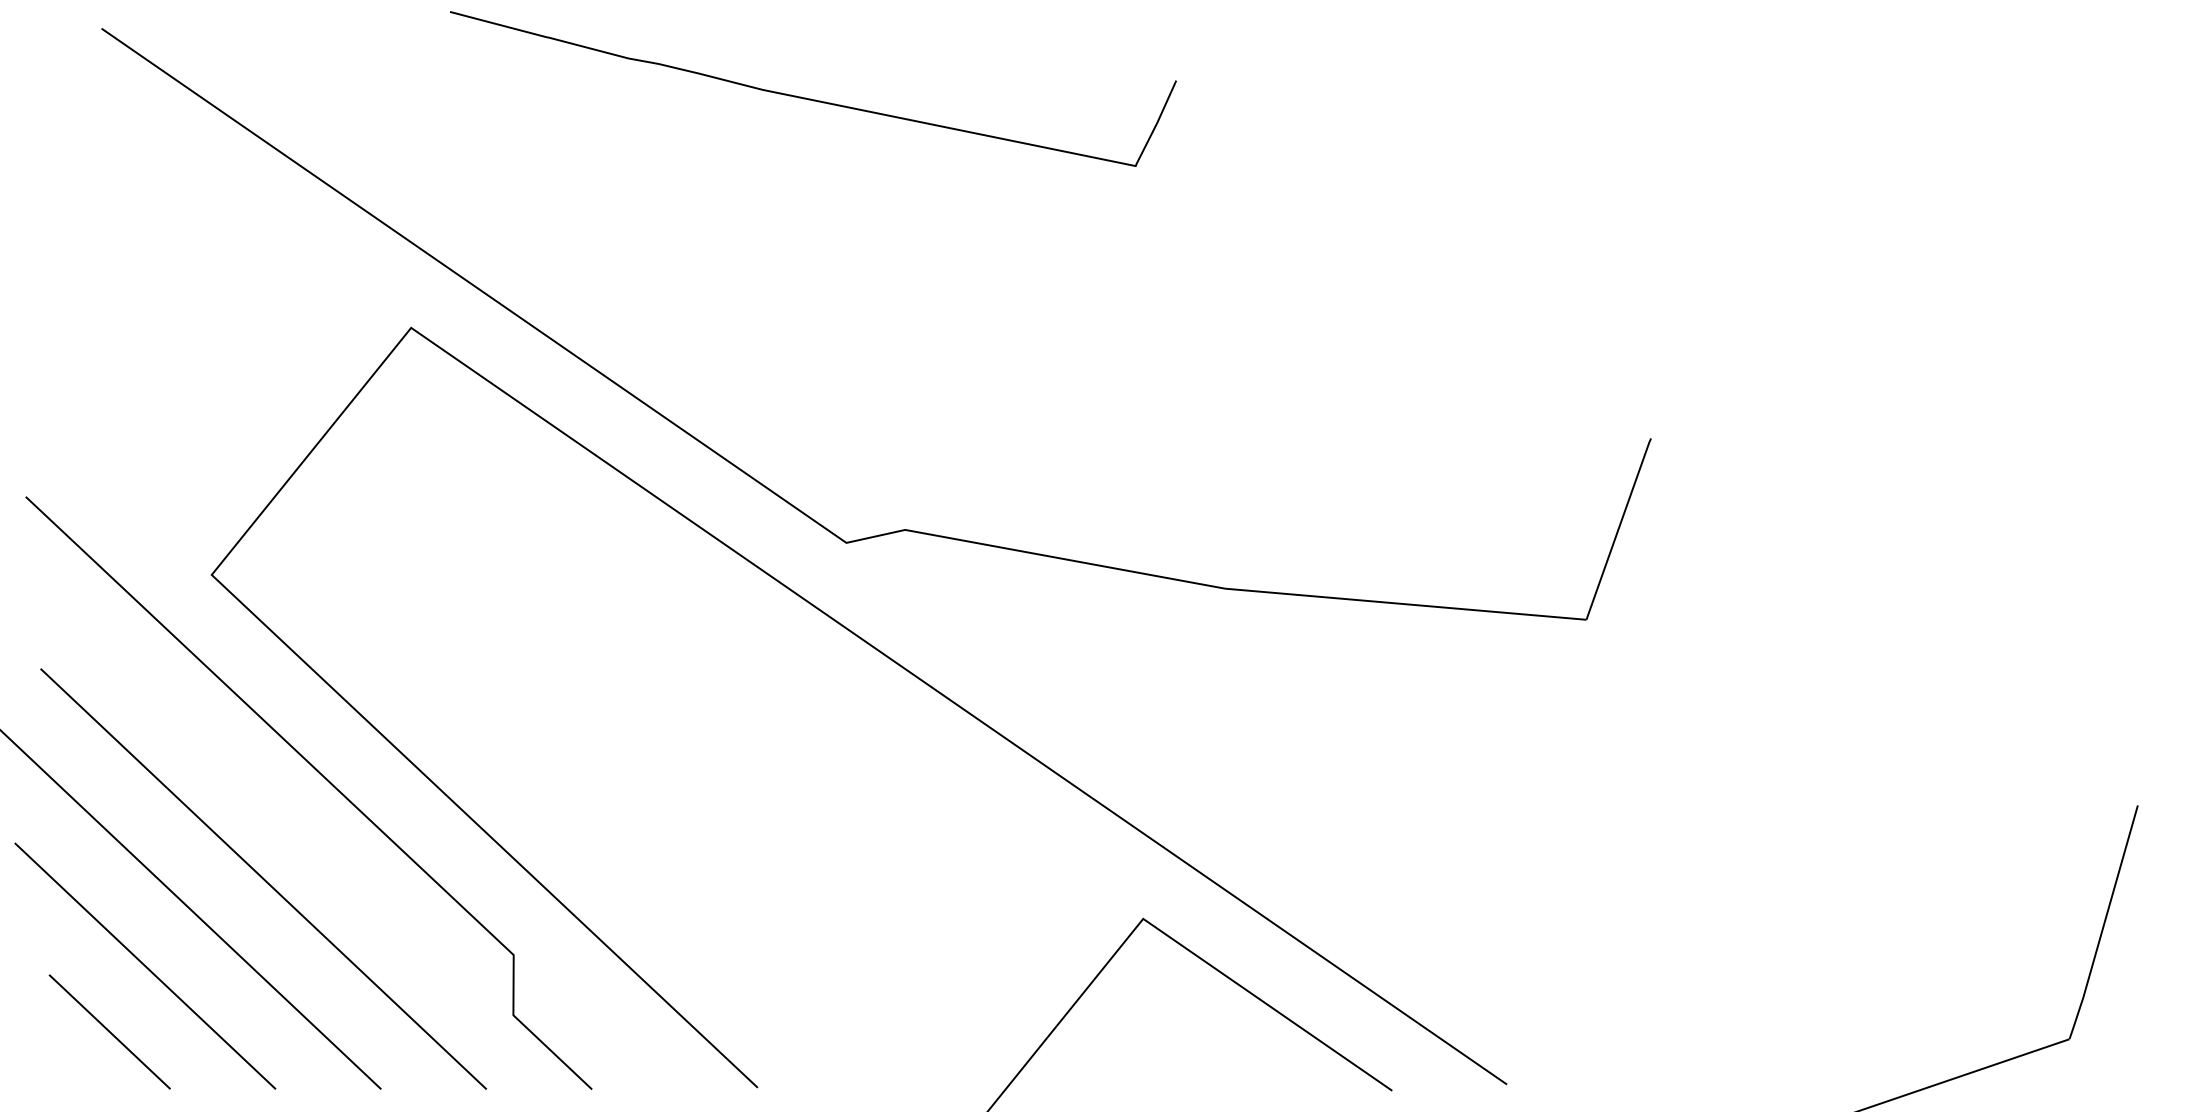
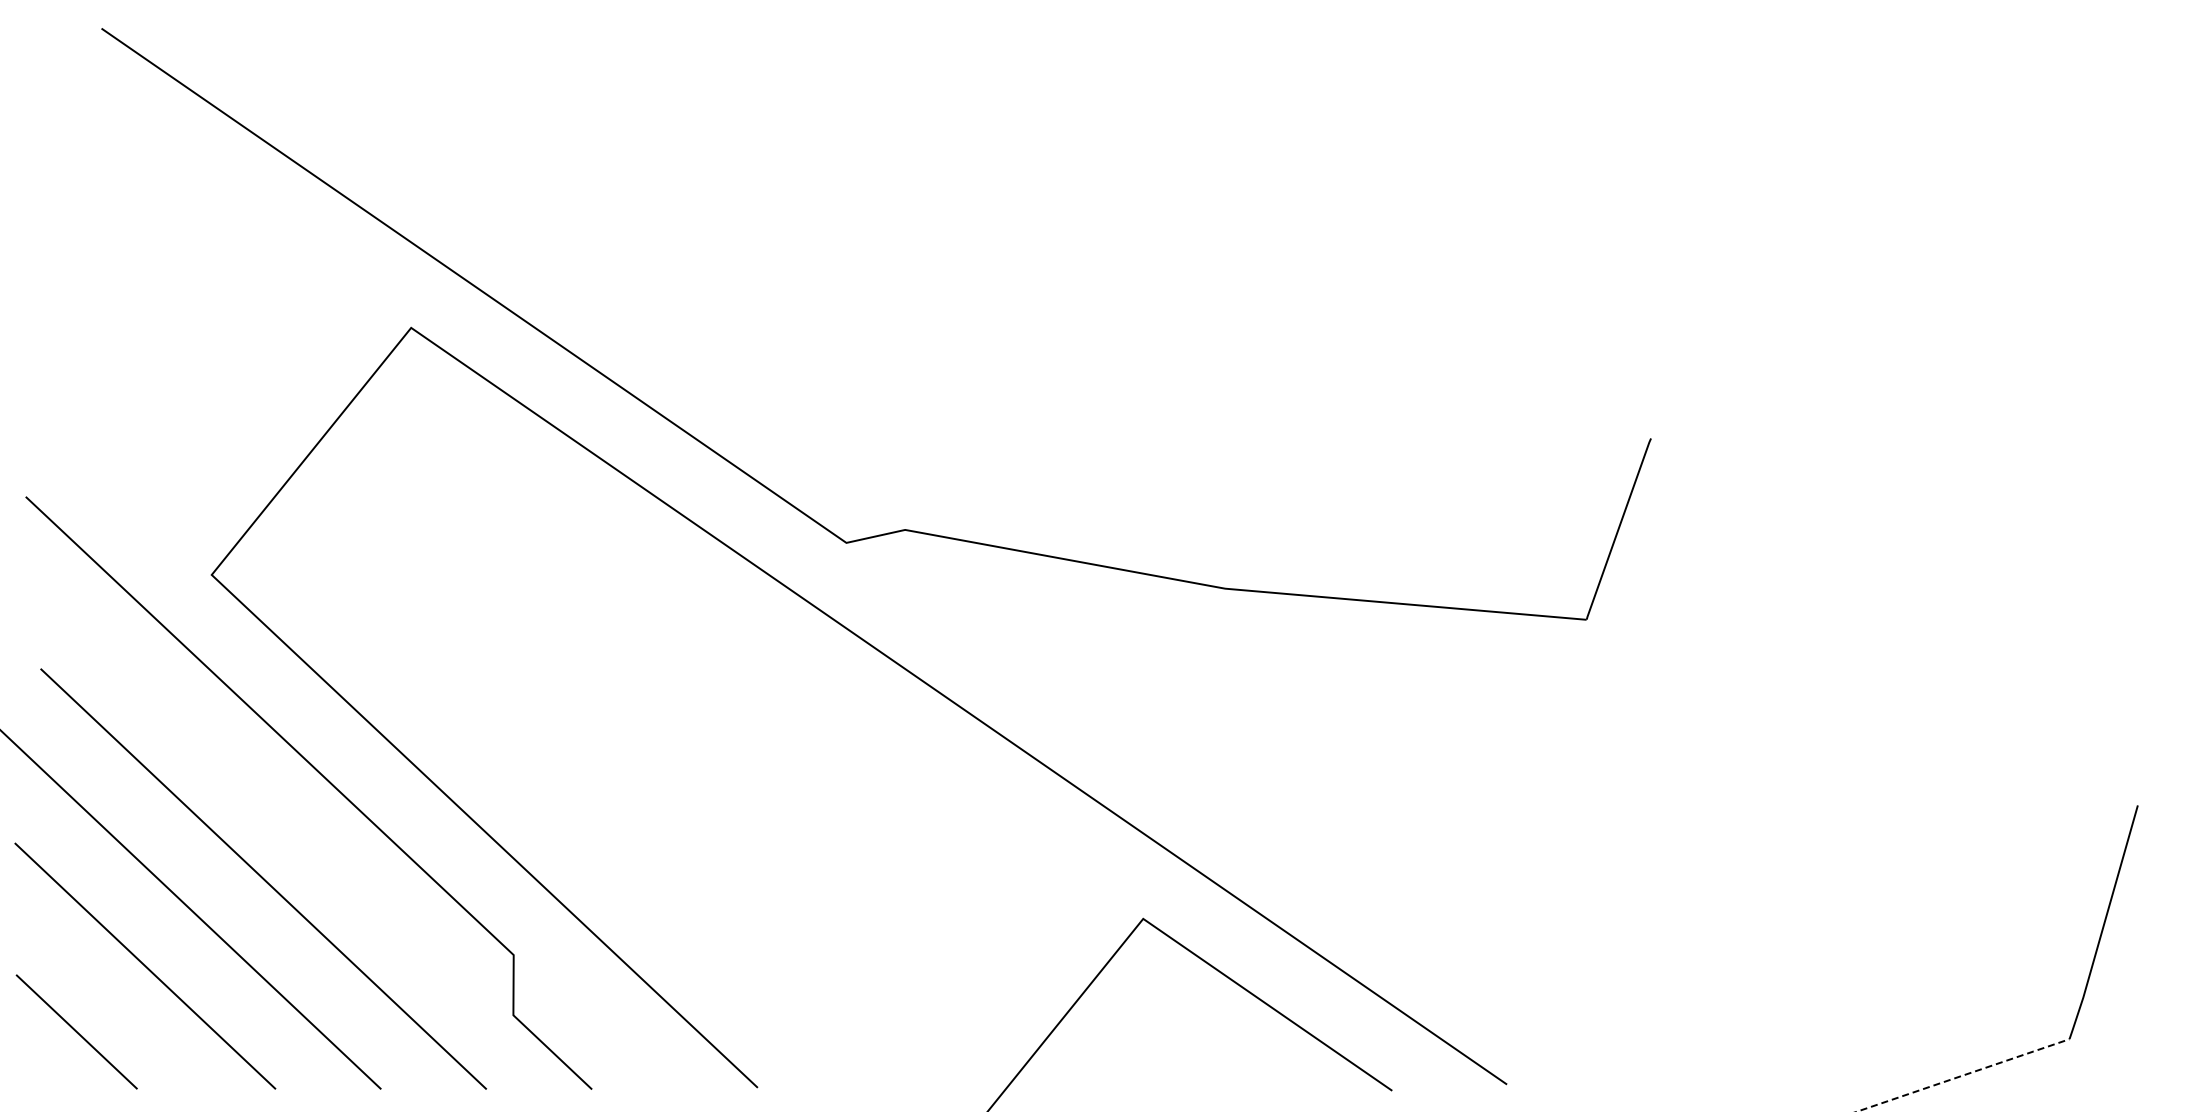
curve: present -> none (811, 98)
line position: (109, 1031) -> (76, 1031) (76, 1031)
line: solid -> dashed (1964, 1075)
